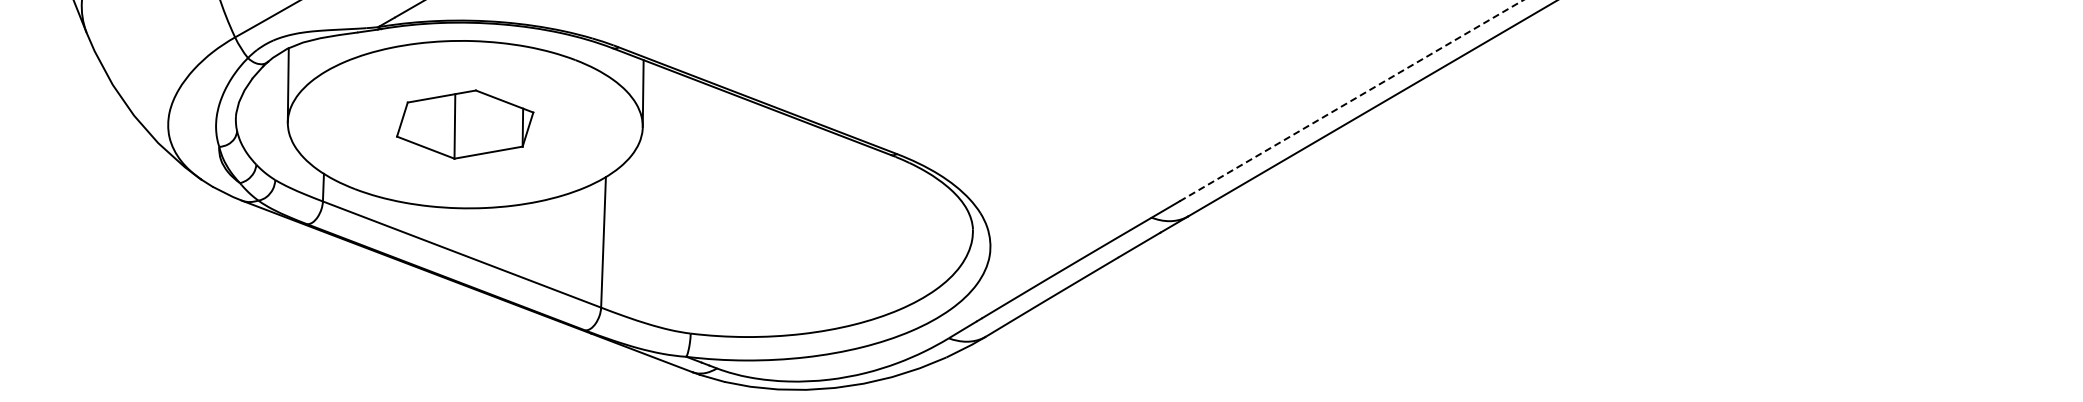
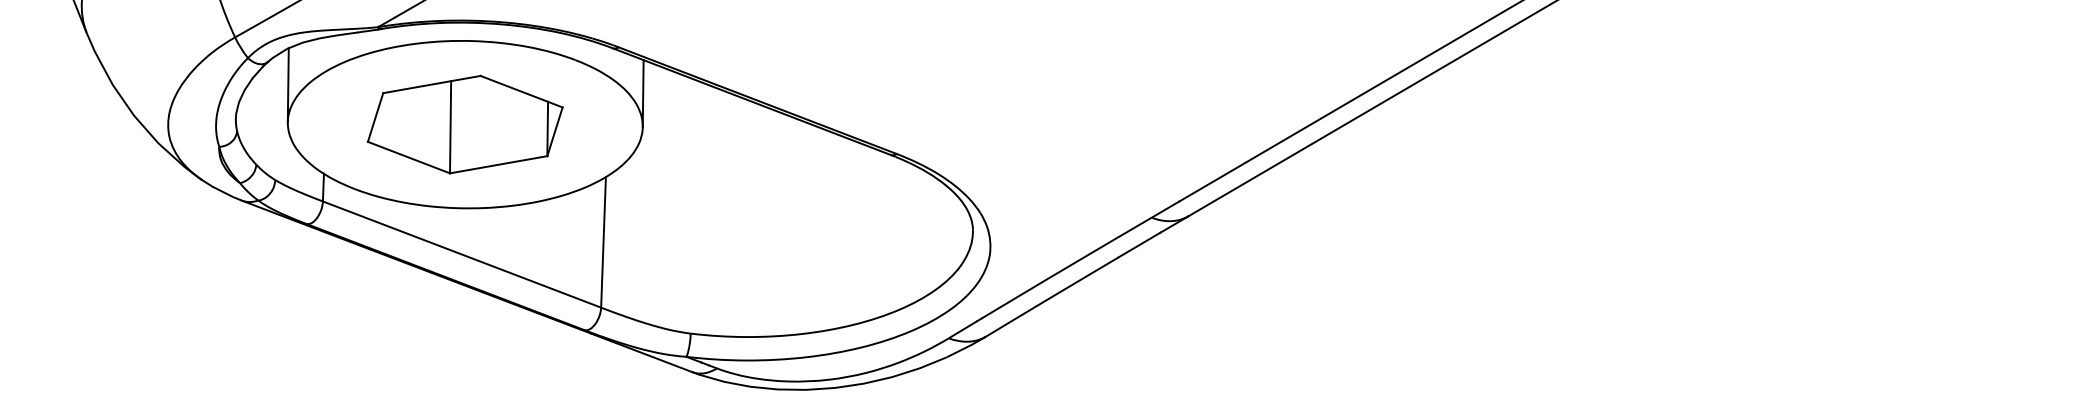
line: dashed -> solid (1351, 100)
part size: 139x71 px -> 198x101 px (464, 124)
